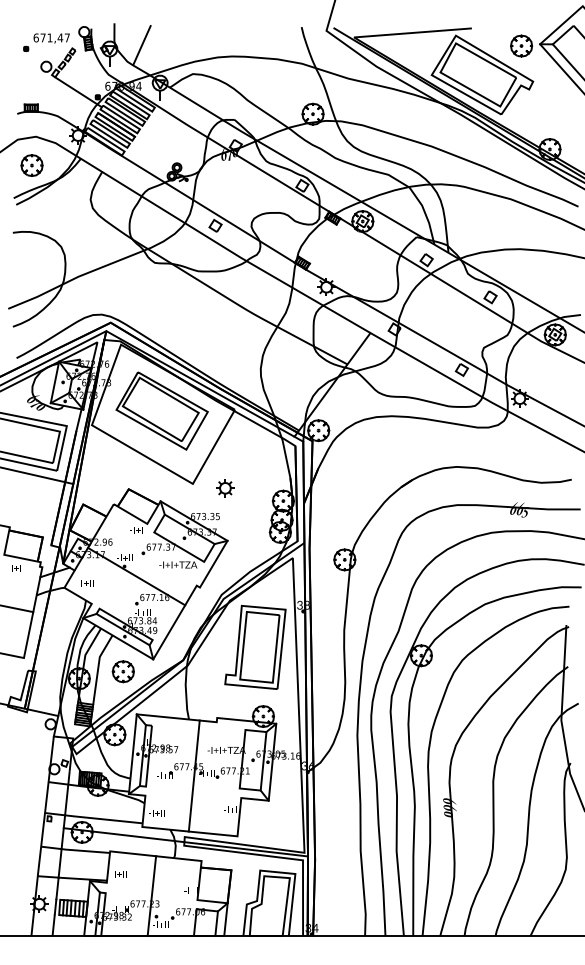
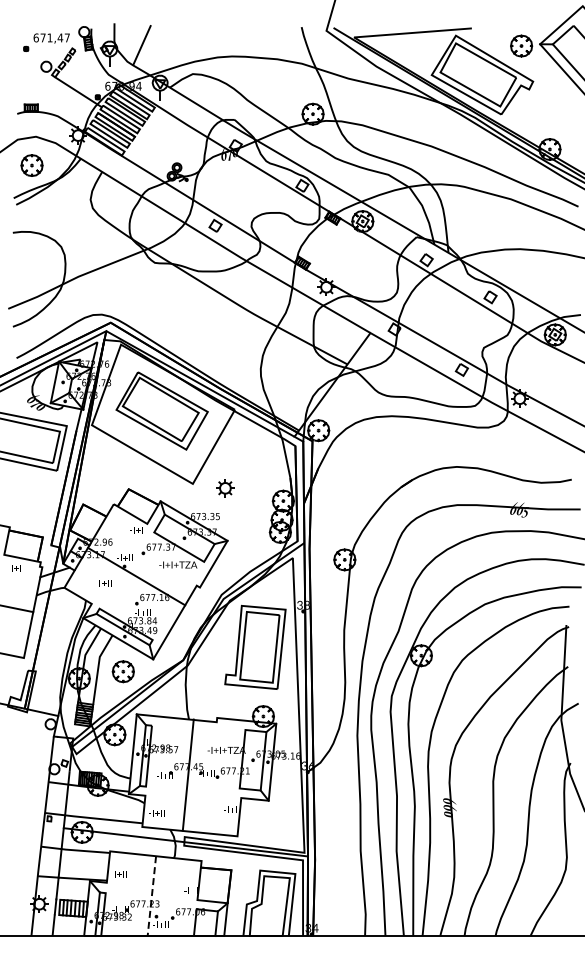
line: present -> none (37, 475)
text position: (87, 583) -> (105, 583) (105, 583)
line position: (193, 775) -> (187, 774) (187, 774)
line: solid -> dashed (151, 896)
